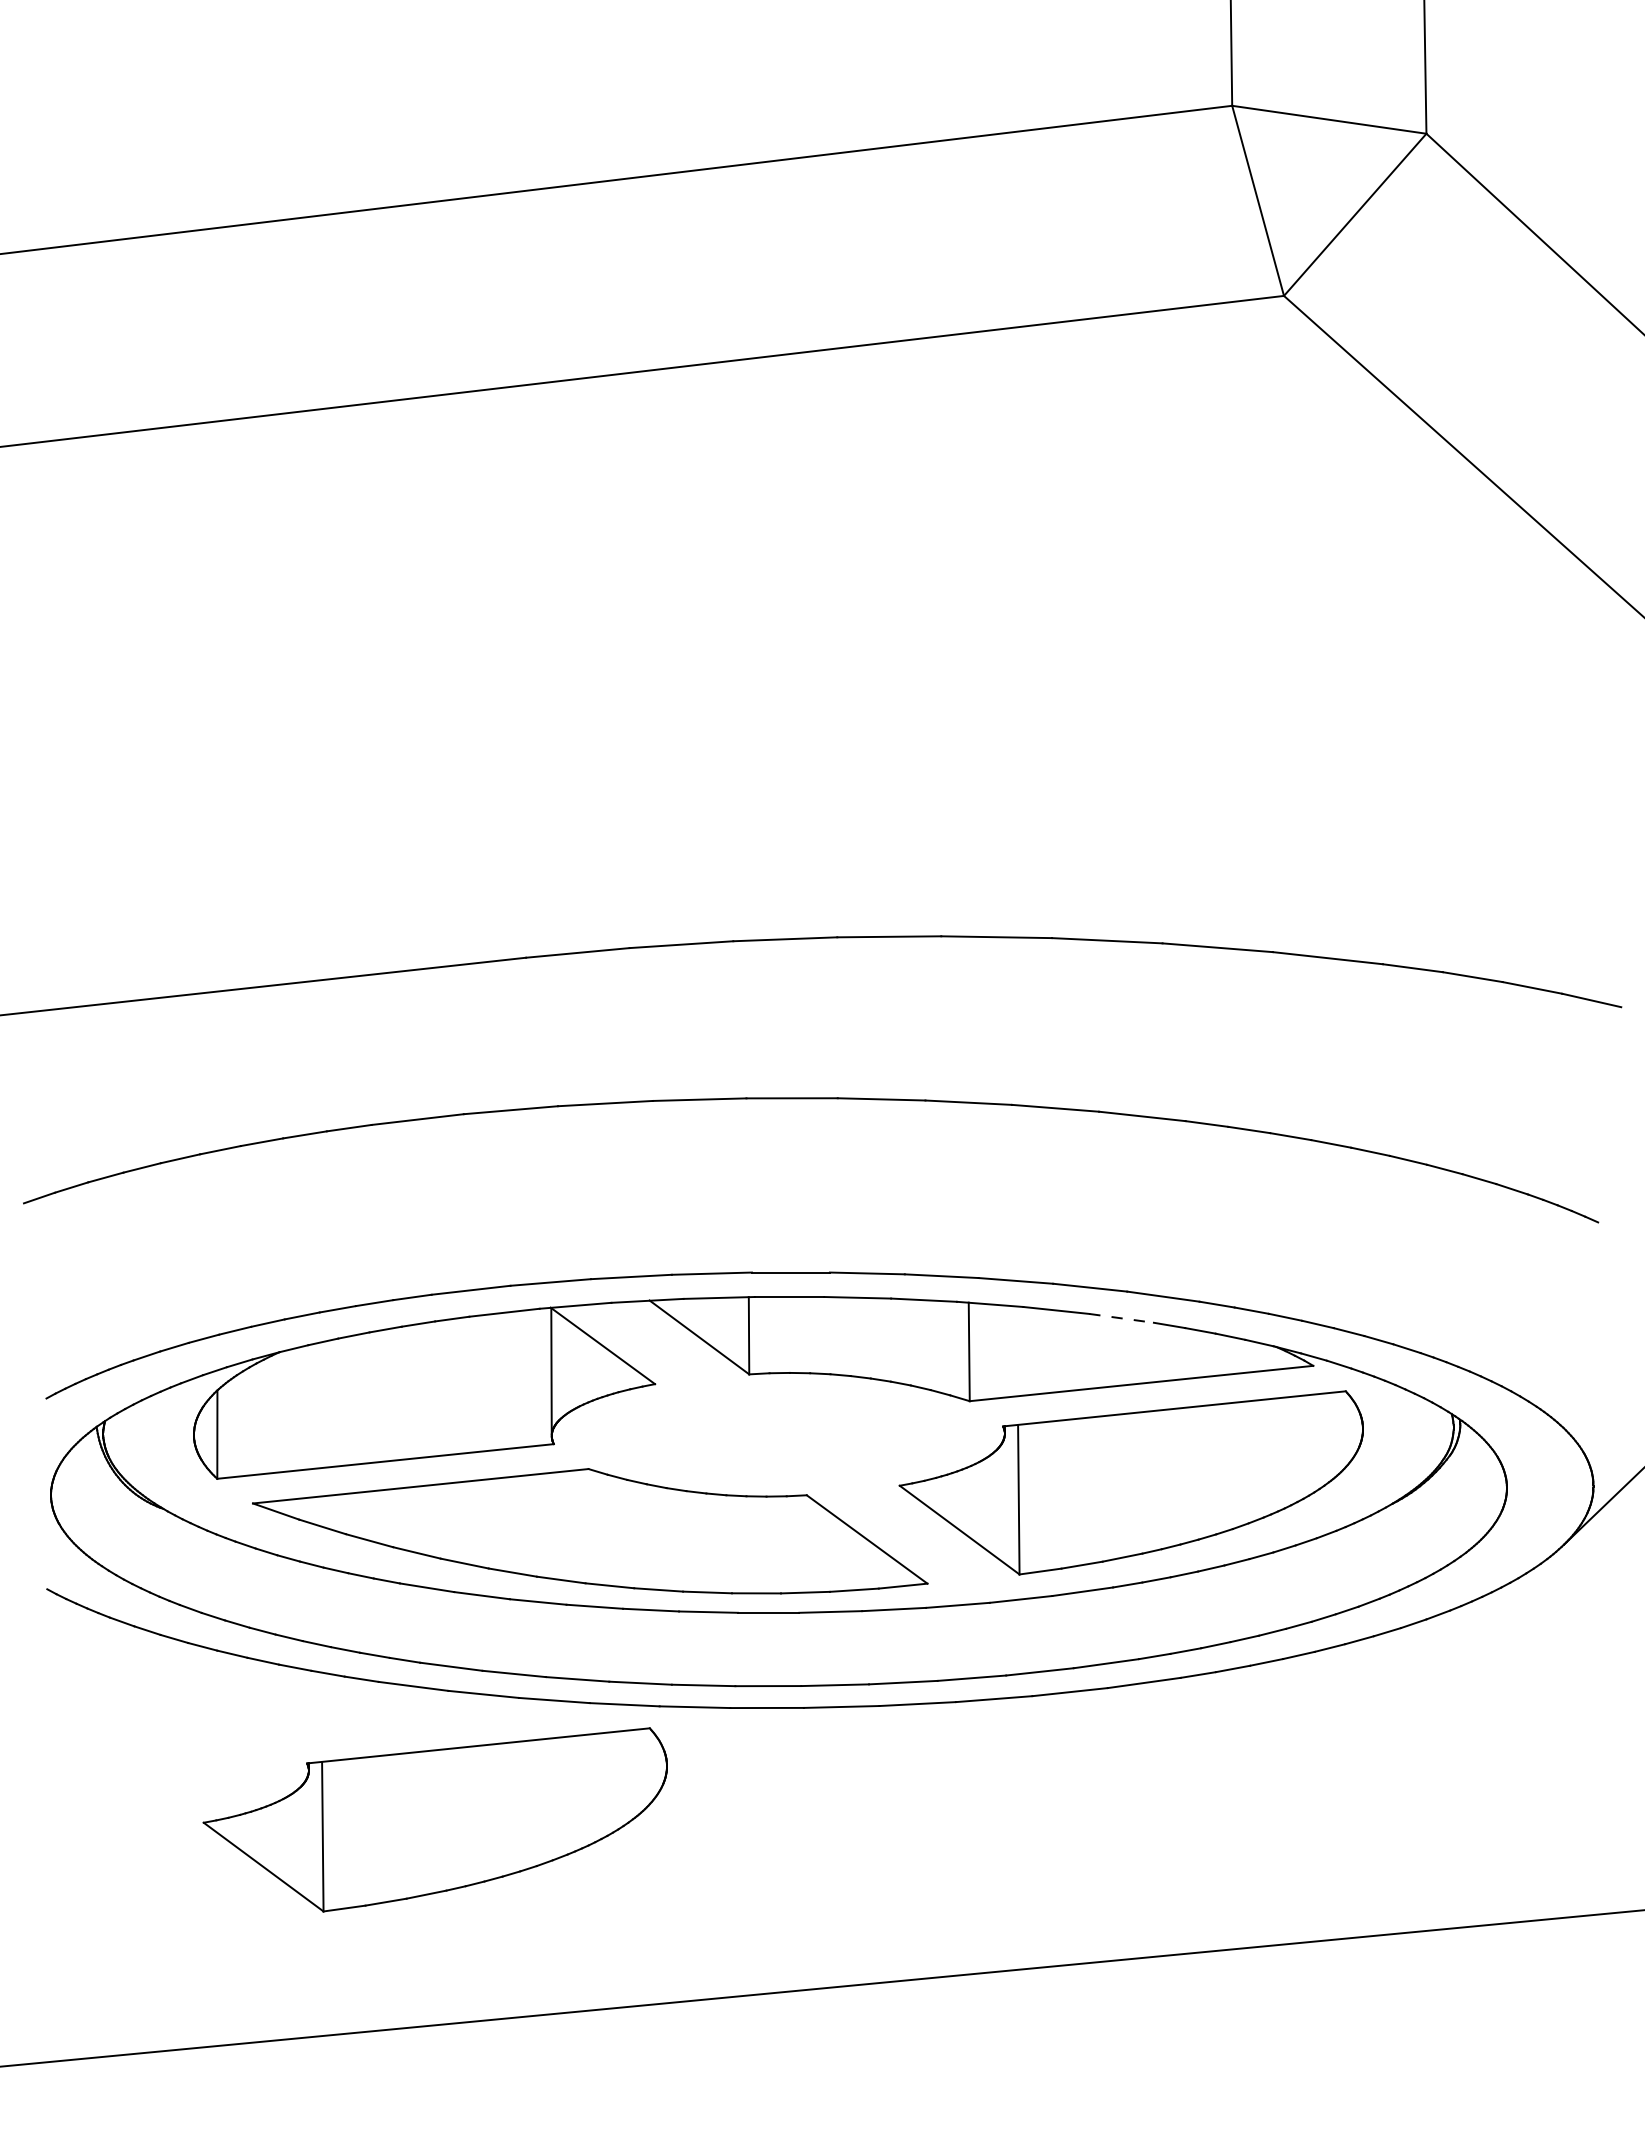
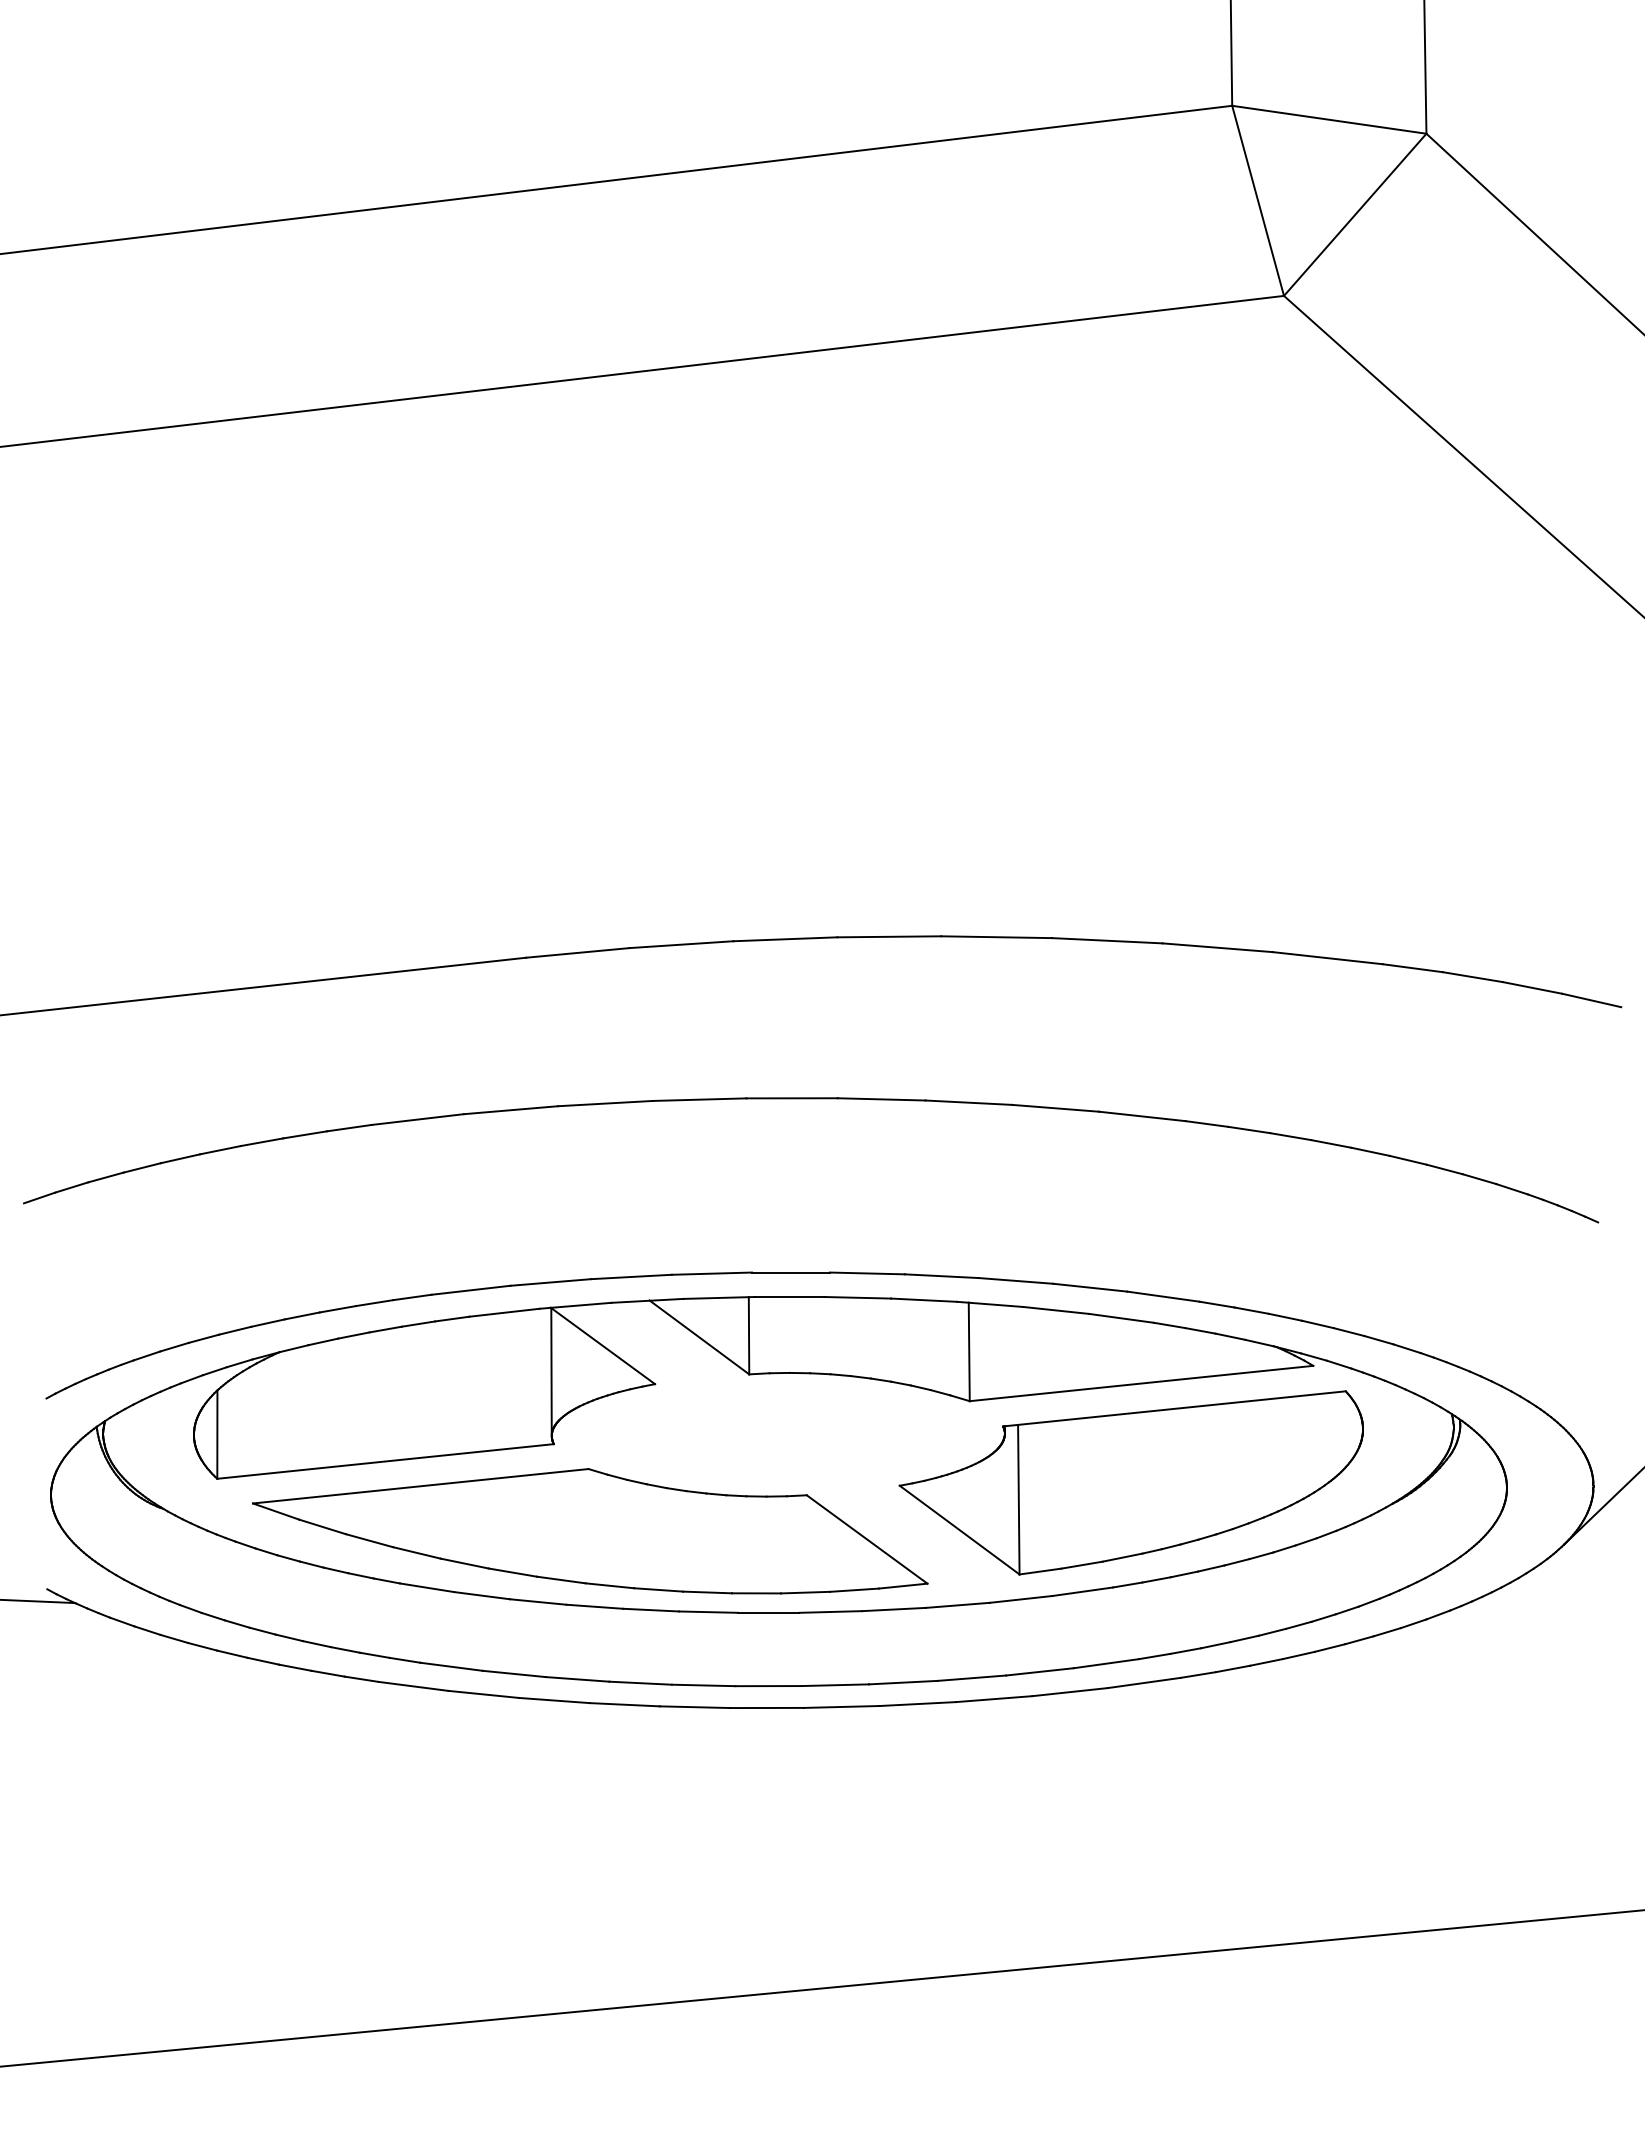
line: dashed -> solid (1121, 1318)
line: none -> present (38, 1601)
part: present -> none (434, 1819)
